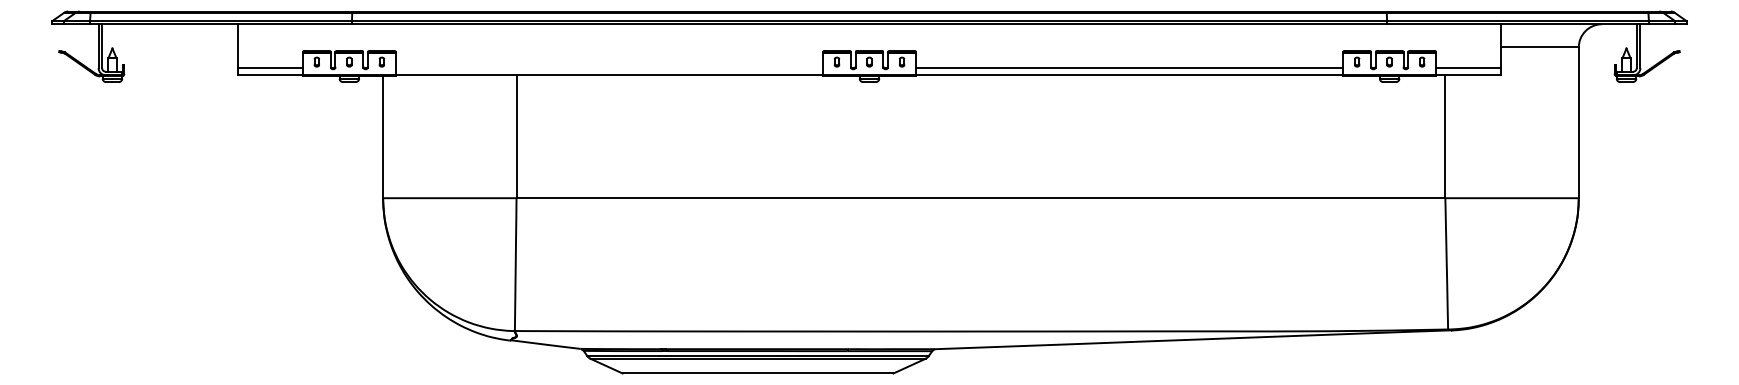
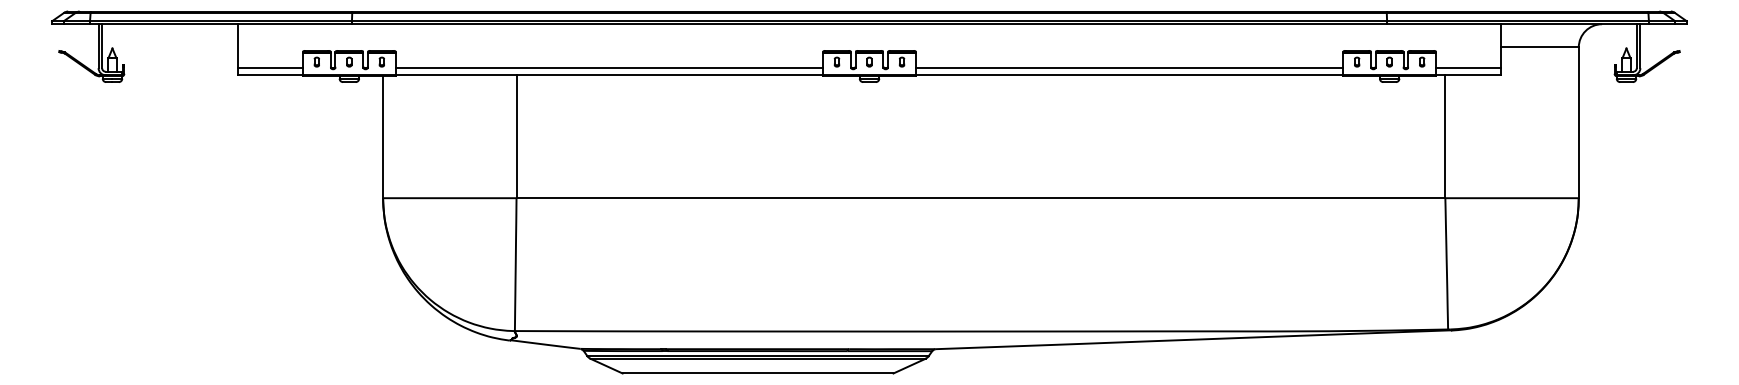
line: none -> present (609, 68)
